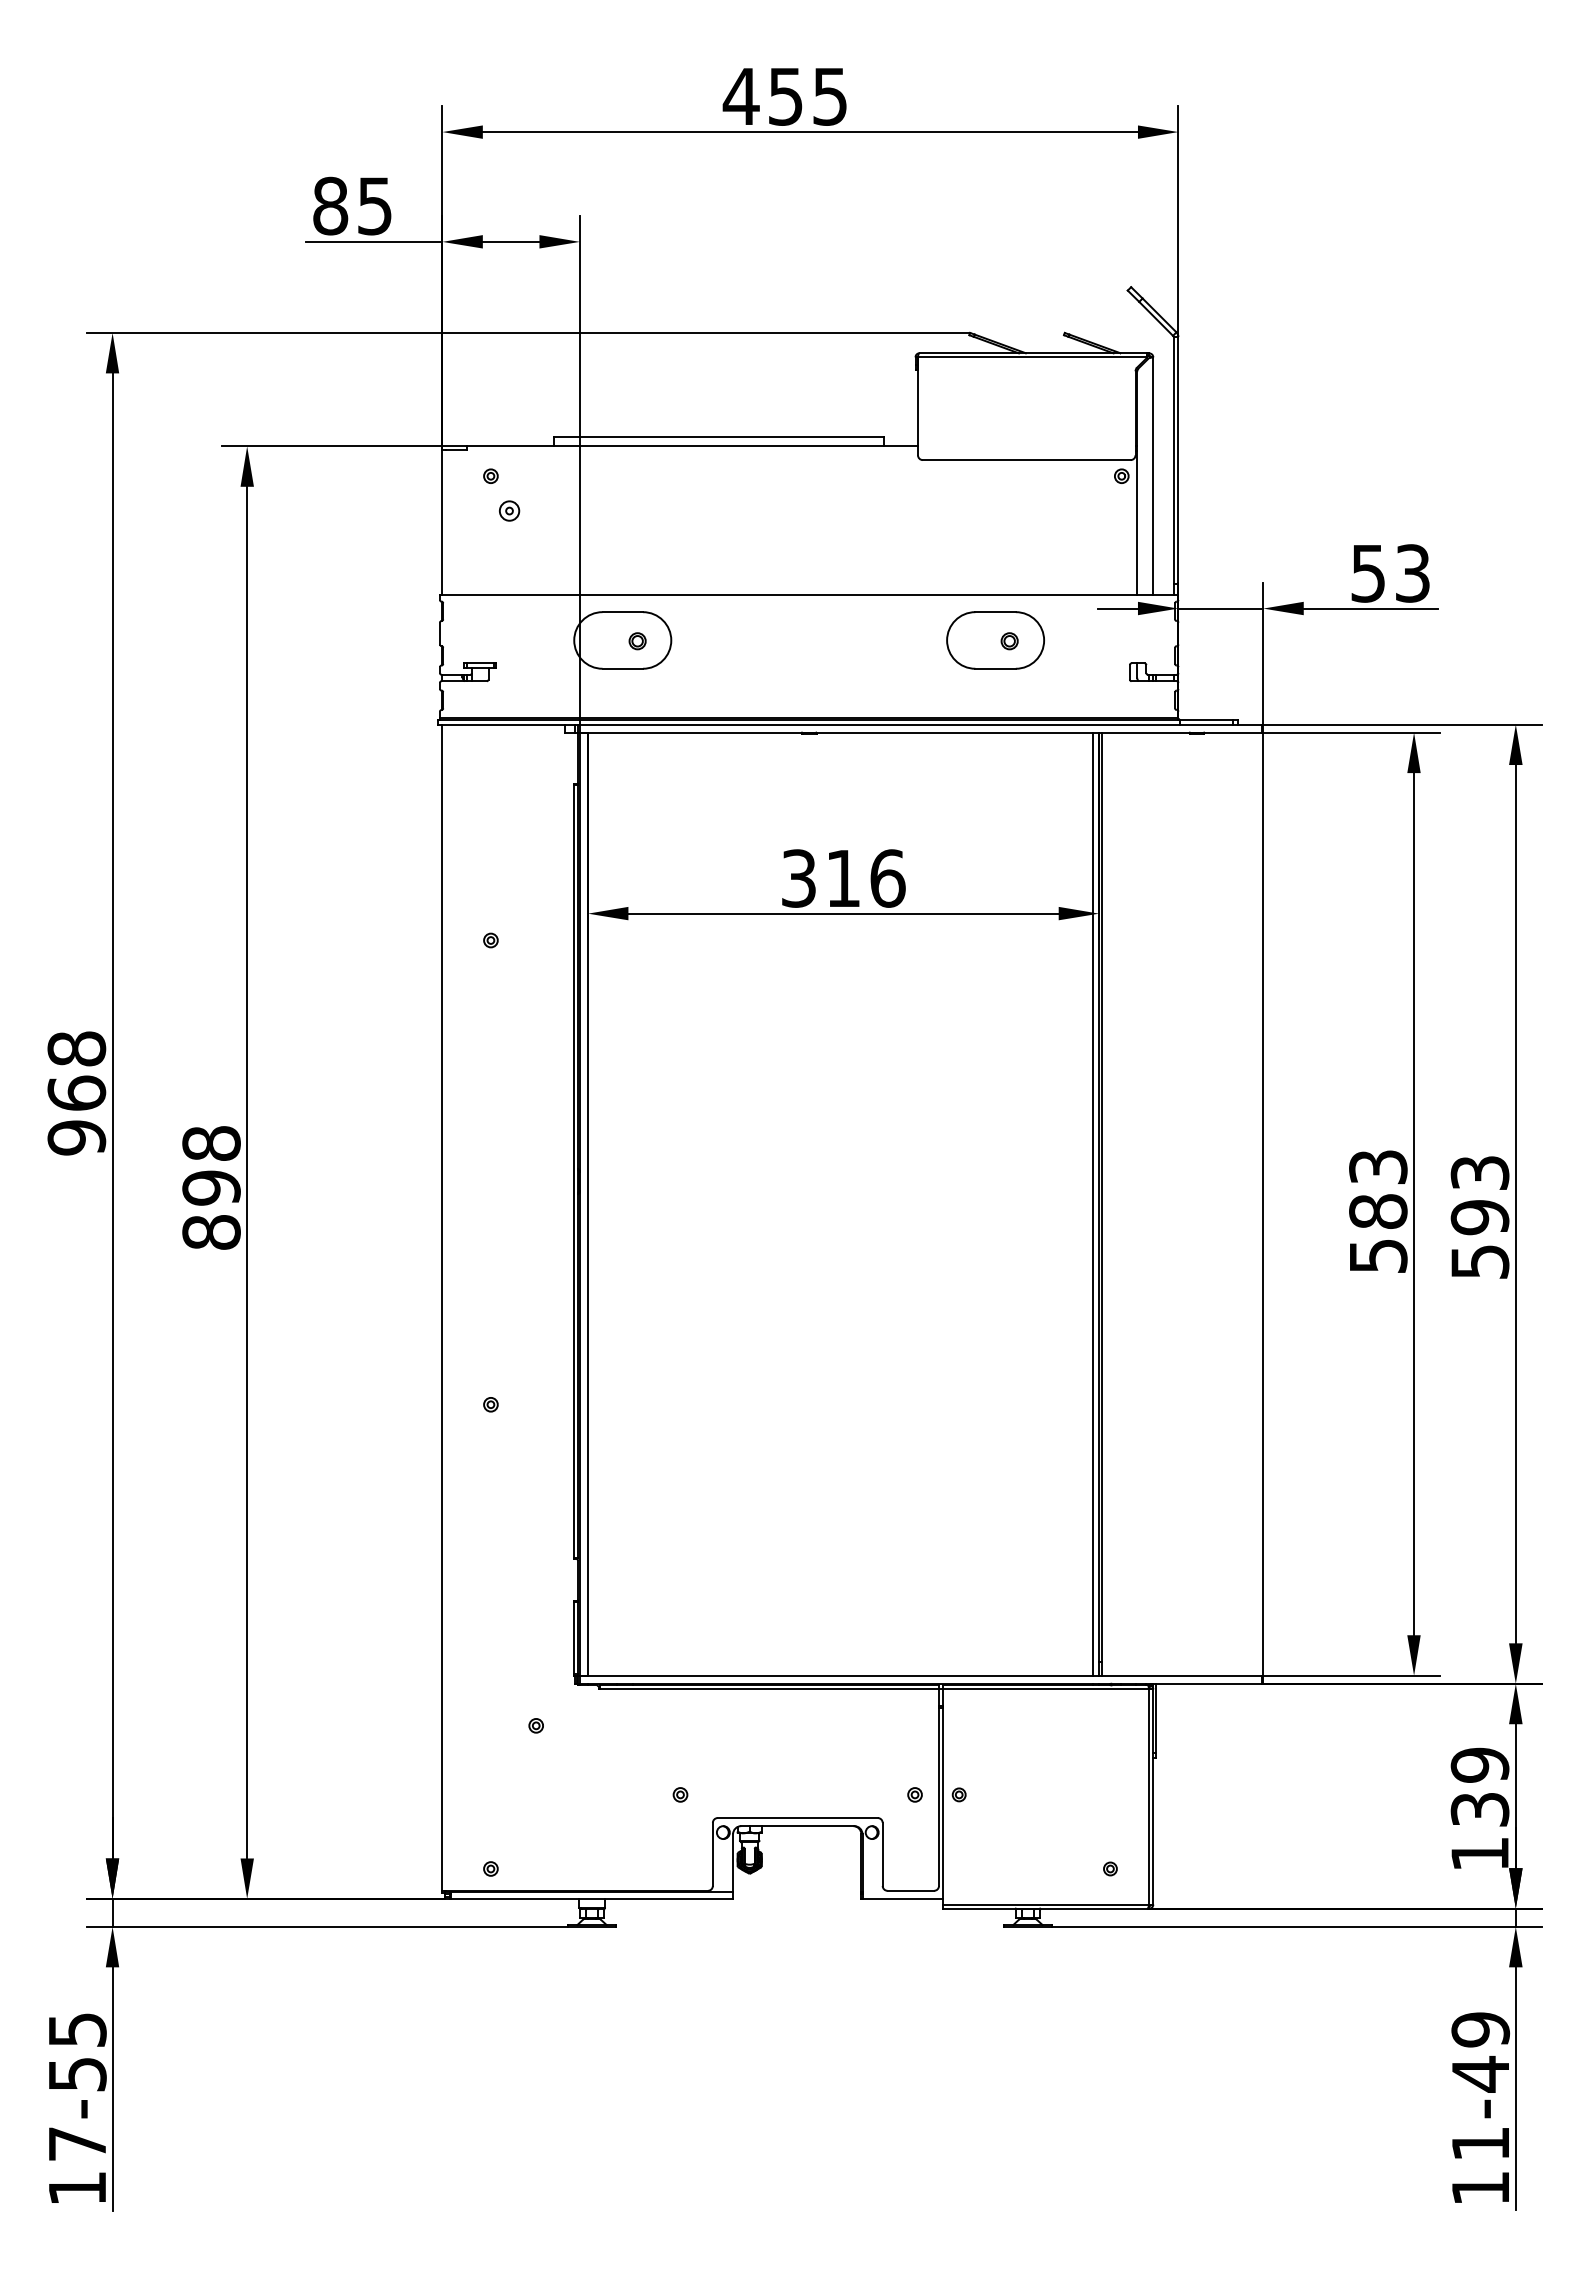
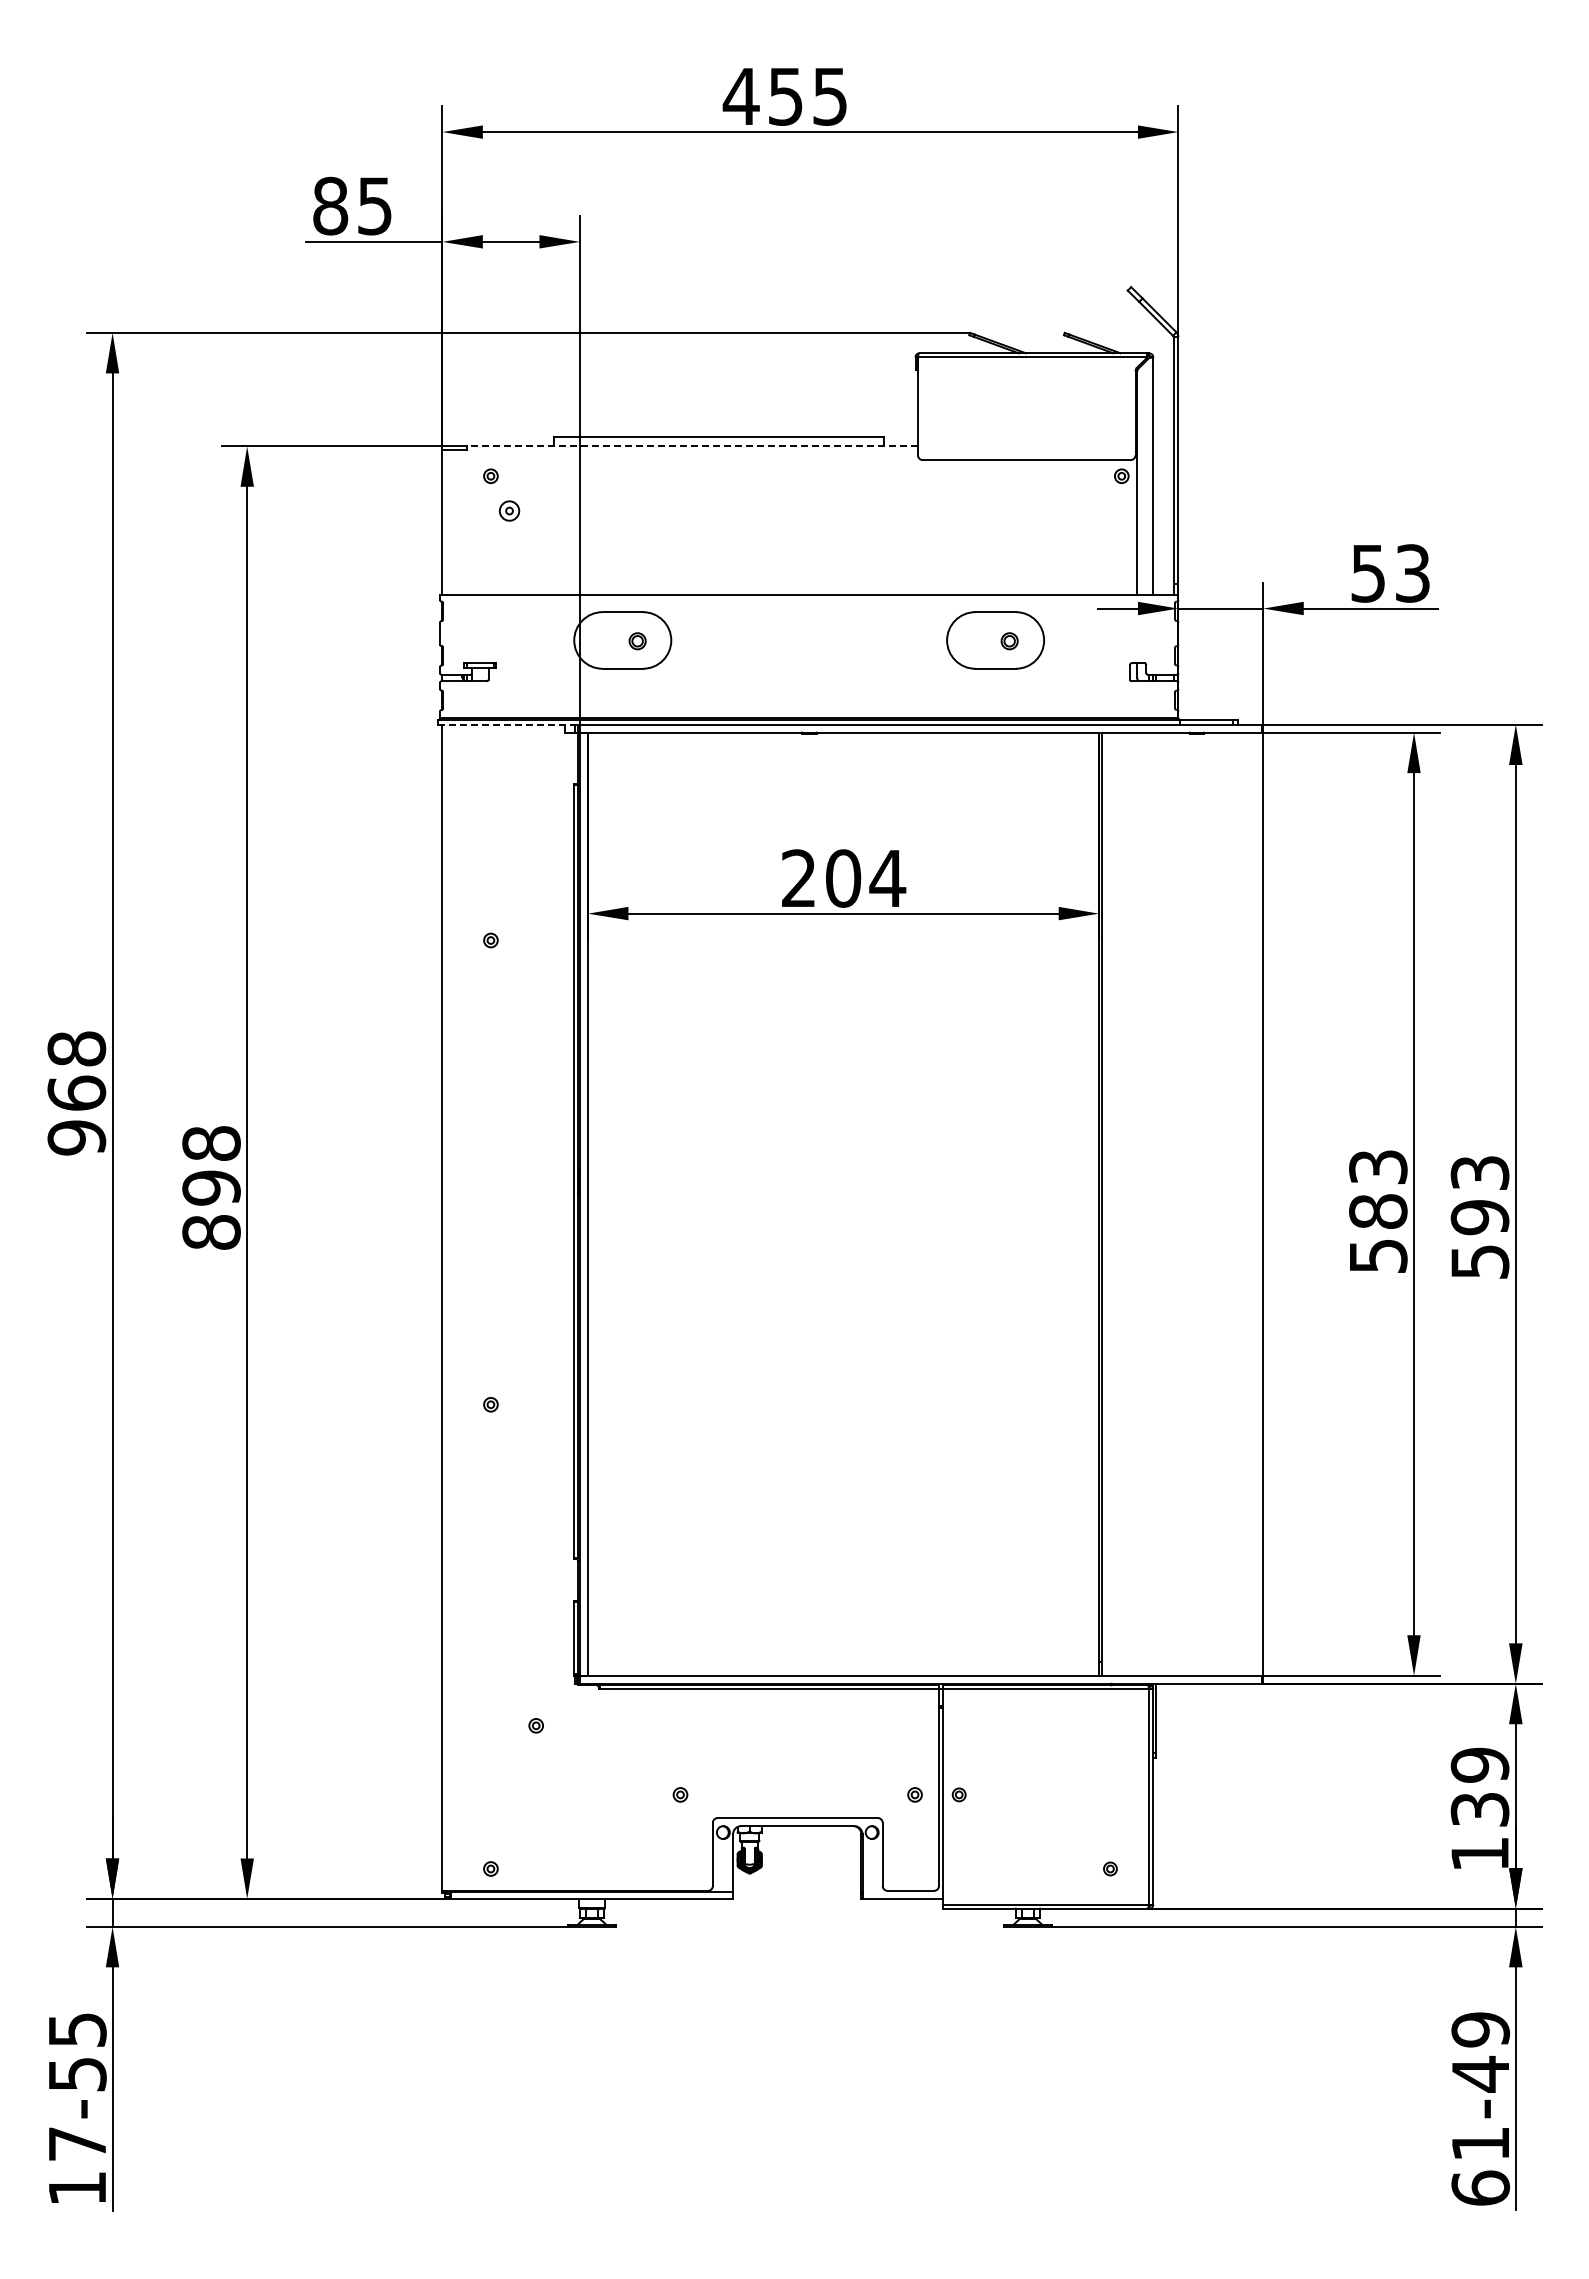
line: solid -> dashed (692, 446)
line: solid -> dashed (509, 724)
text: 316 -> 204 (844, 878)
line: present -> none (1092, 1203)
text: 11-49 -> 61-49 (1480, 2187)
